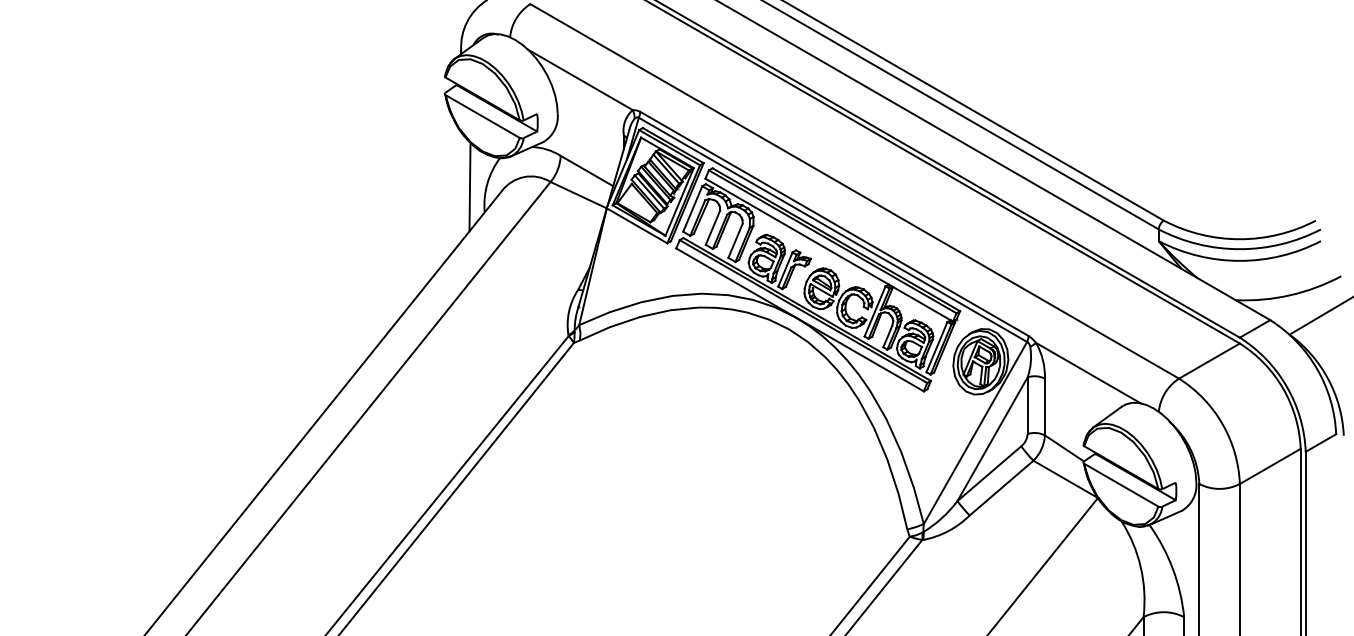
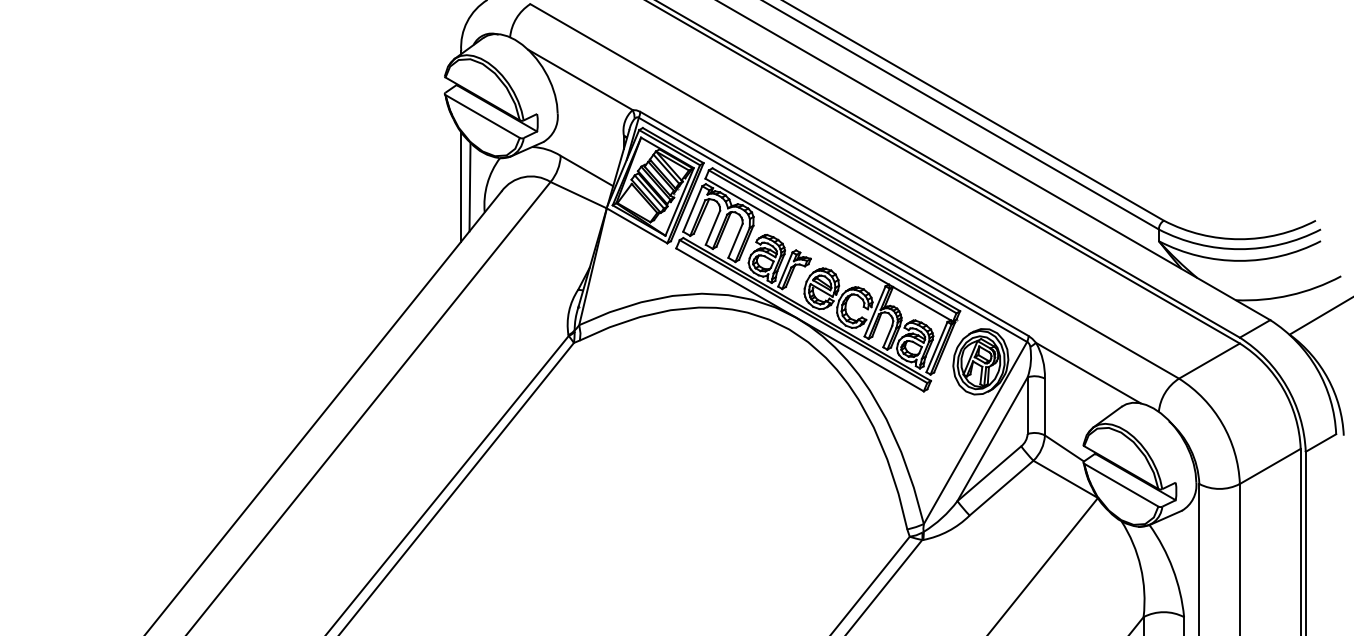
line: none -> present (461, 186)
